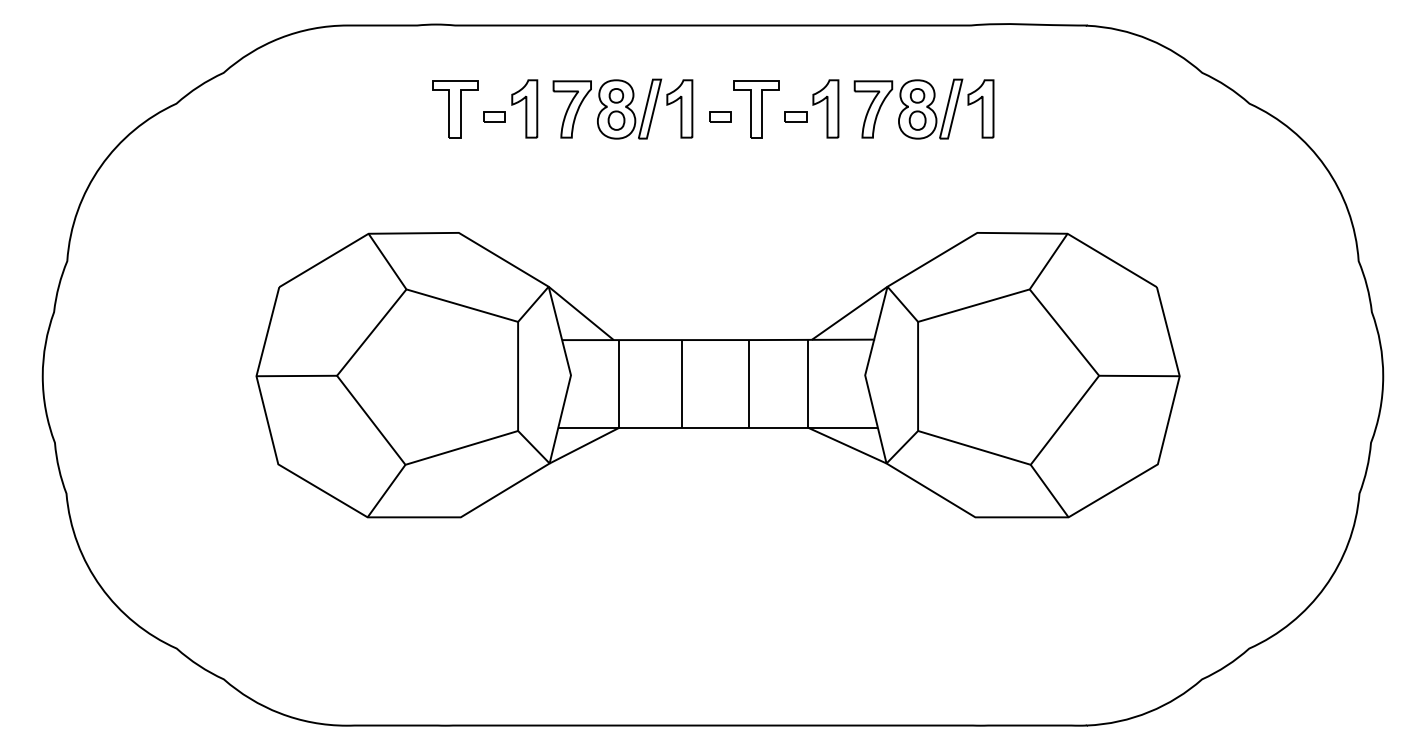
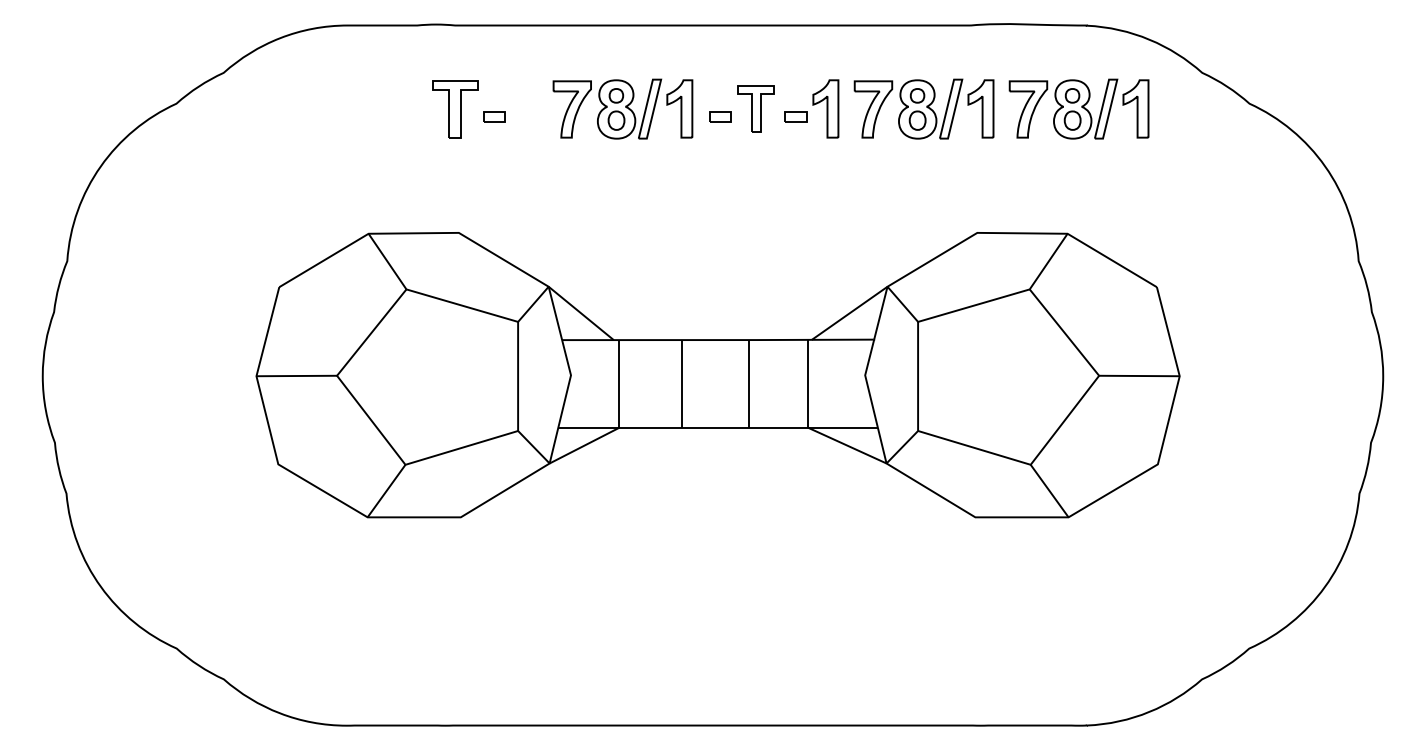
part: present -> none (524, 108)
part: none -> present (1078, 108)
part size: 47x59 px -> 38x48 px (755, 108)
